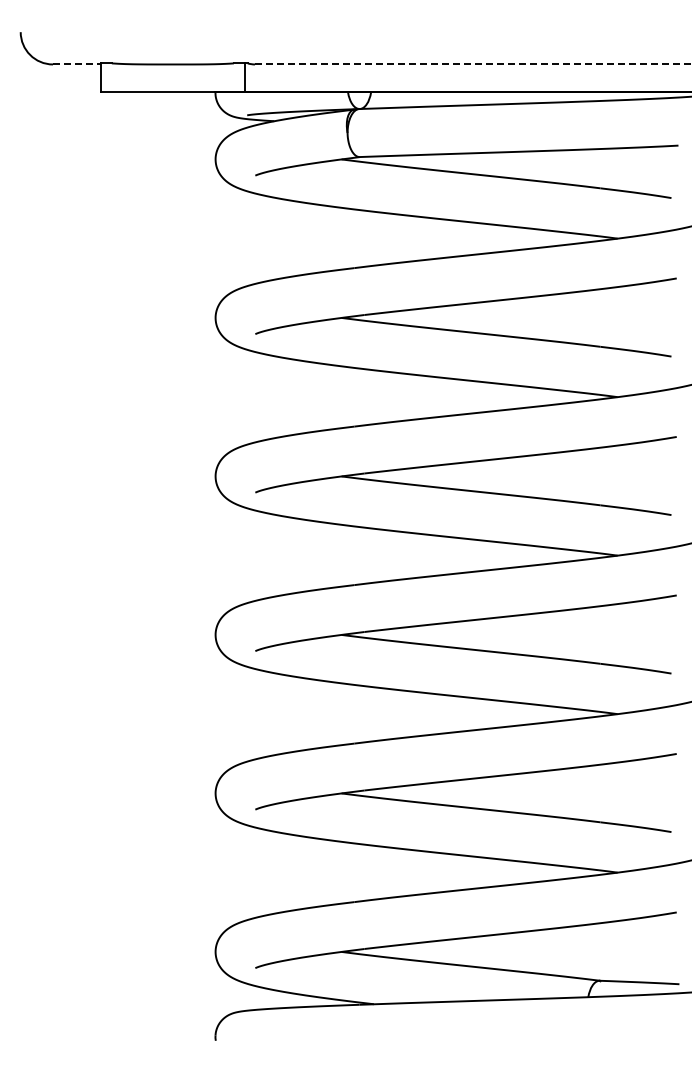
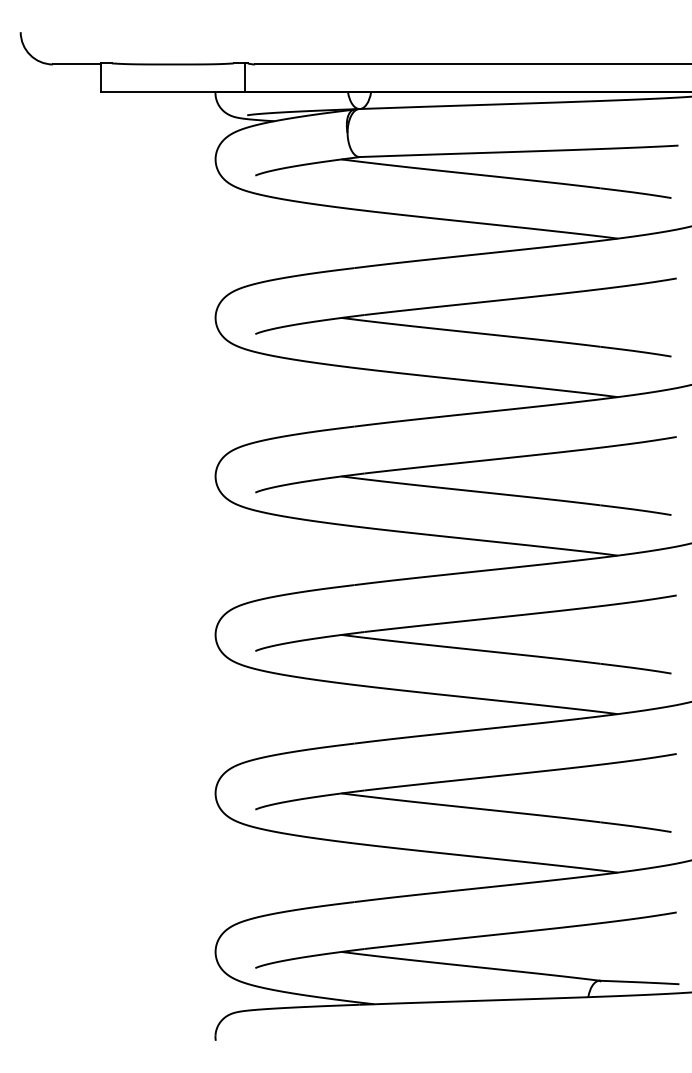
line: dashed -> solid (76, 64)
line: dashed -> solid (473, 64)
